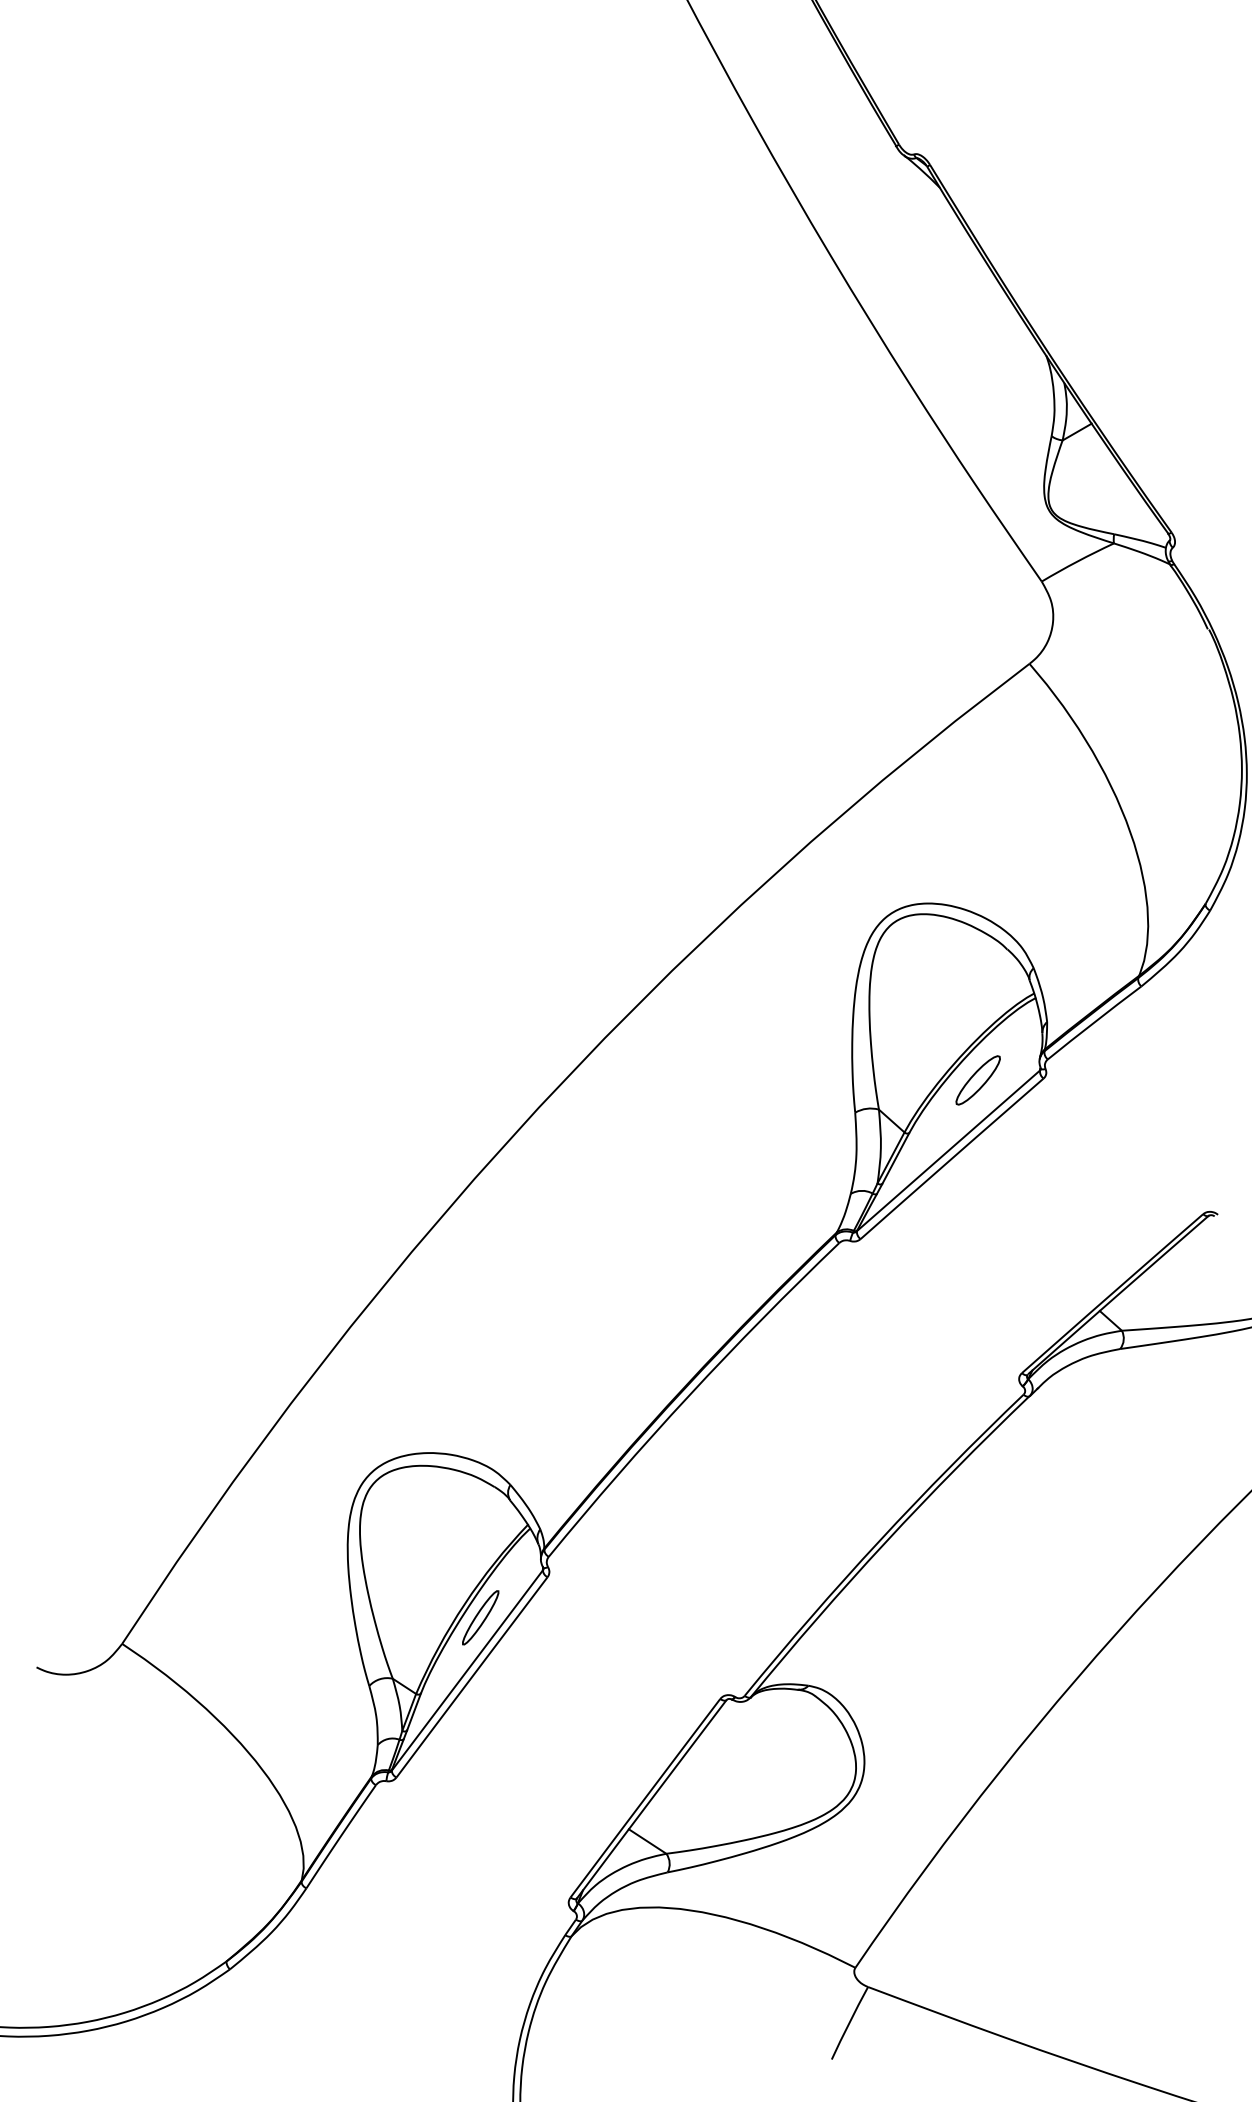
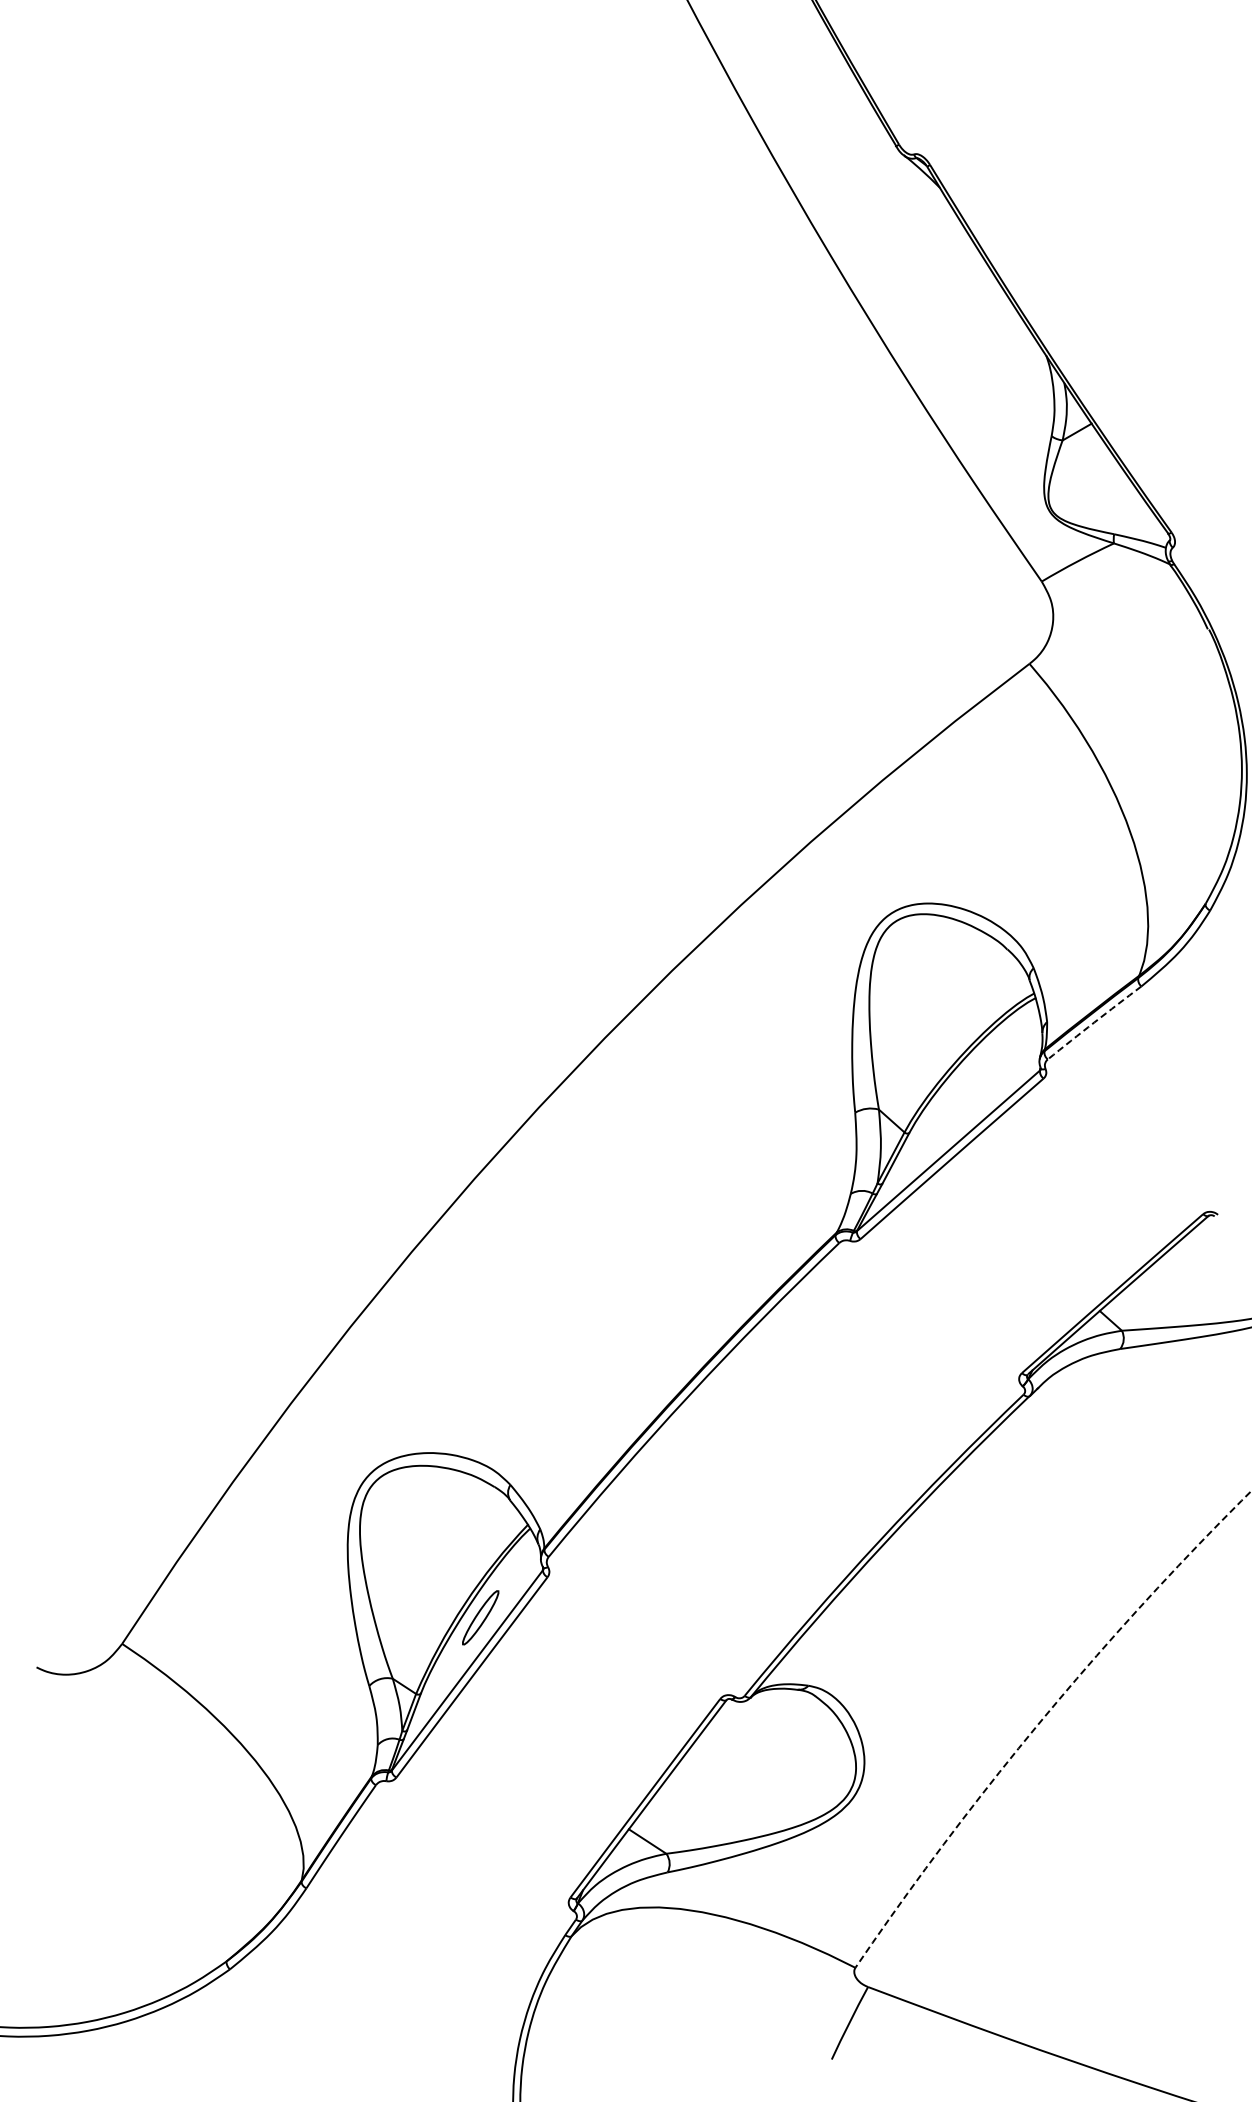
arc: solid -> dashed (1094, 1022)
part: present -> none (977, 1080)
arc: solid -> dashed (1042, 1719)
